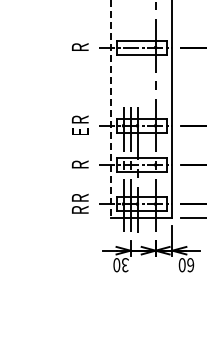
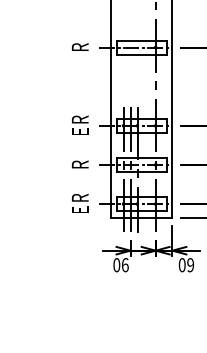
line: dashed -> solid (110, 109)
text: R -> E (79, 209)
text: 30 -> 90 (125, 264)
